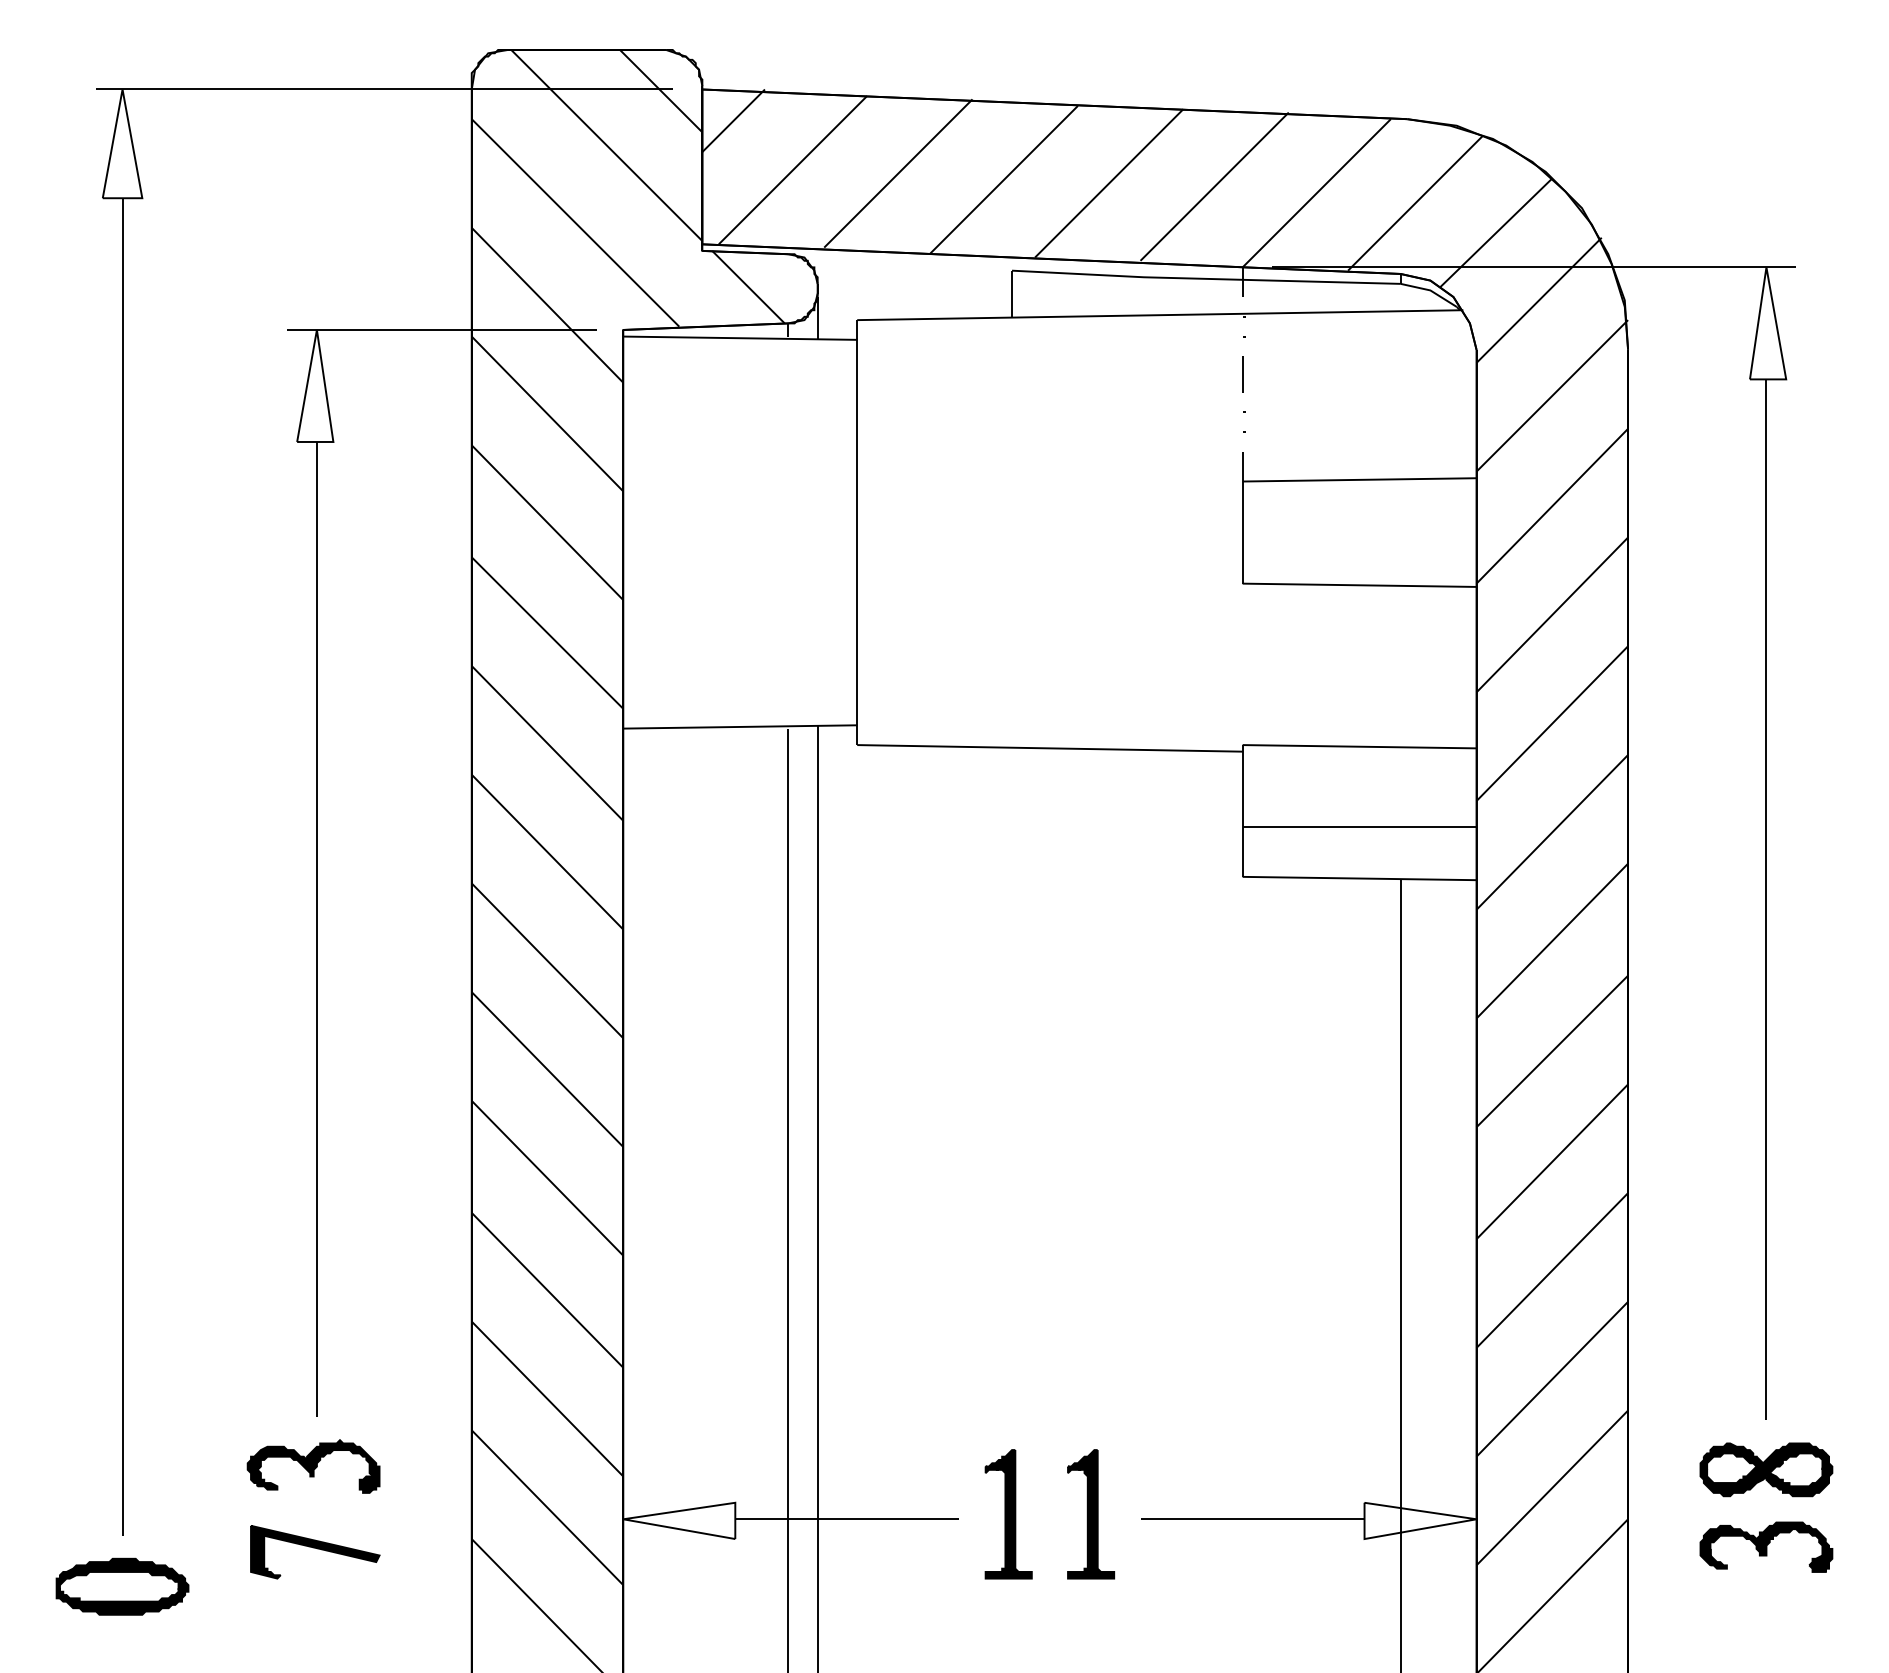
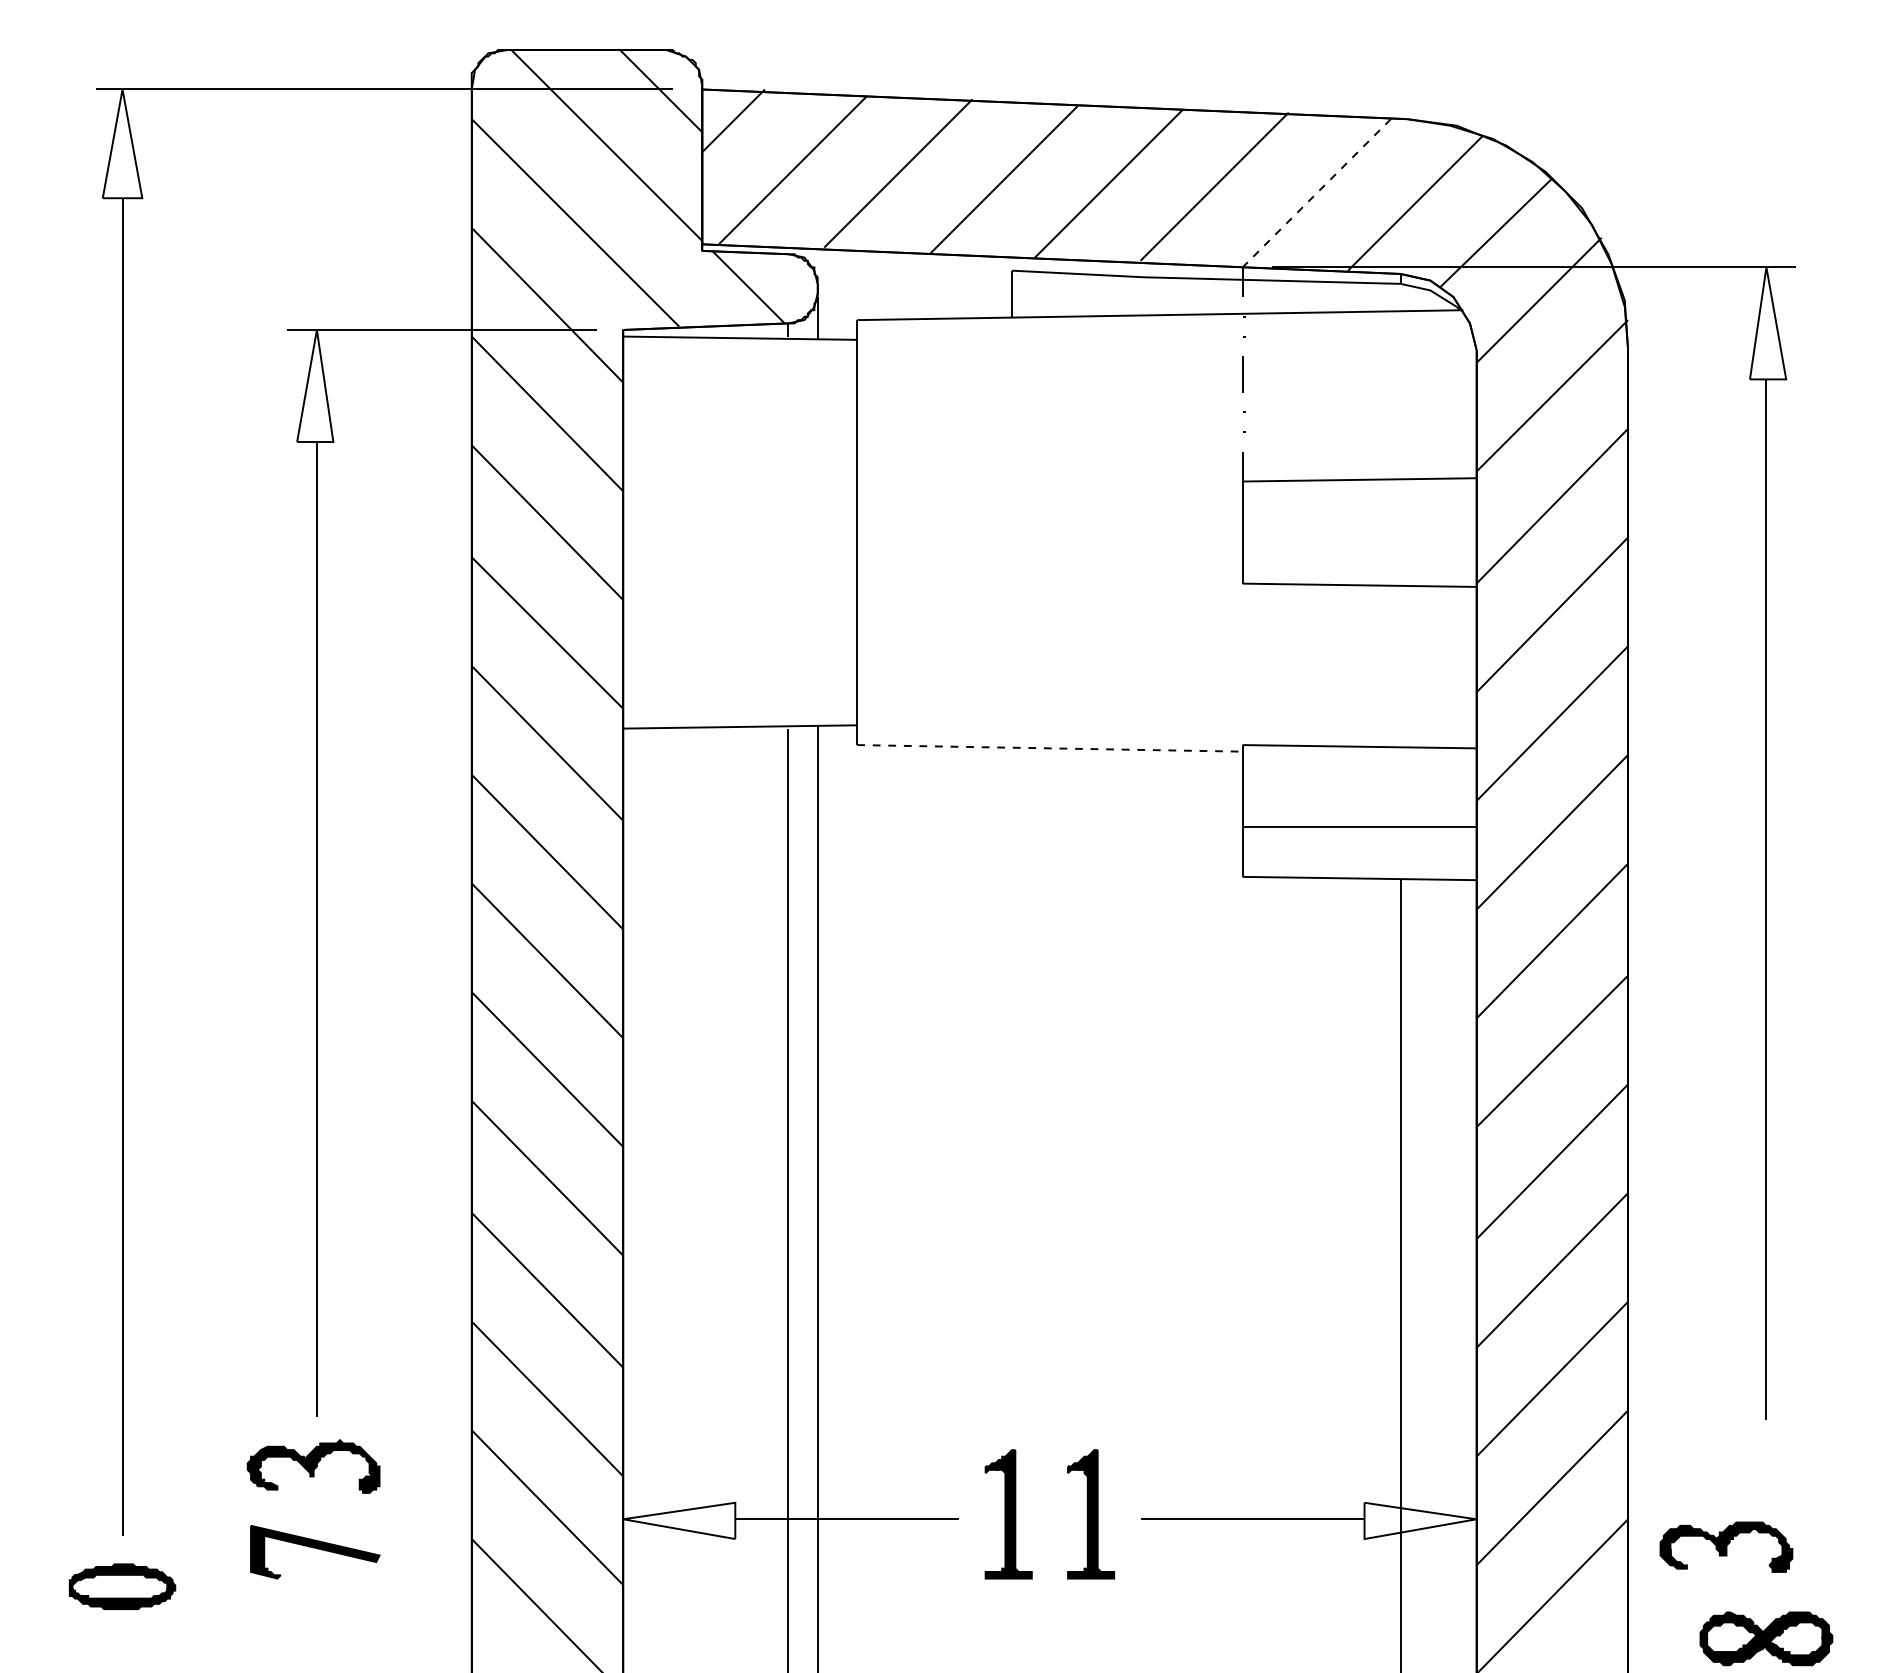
line: solid -> dashed (1316, 193)
line: solid -> dashed (1049, 748)
part position: (1766, 1469) -> (1766, 1638) (1766, 1638)
part position: (1766, 1546) -> (1726, 1546) (1726, 1546)
part size: 135x59 px -> 109x47 px (122, 1586)
